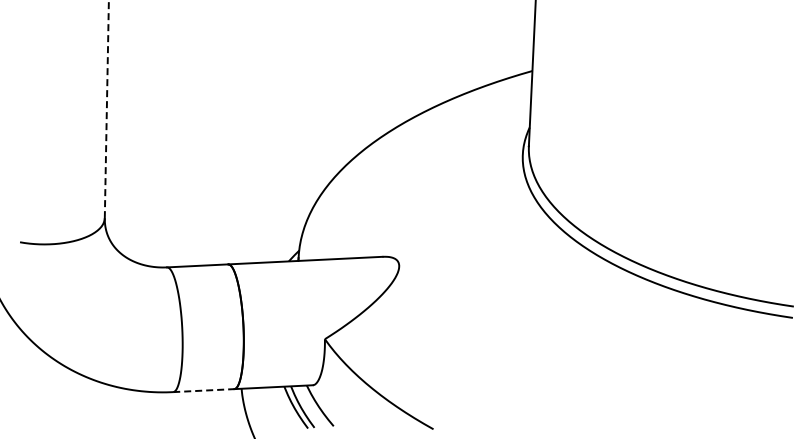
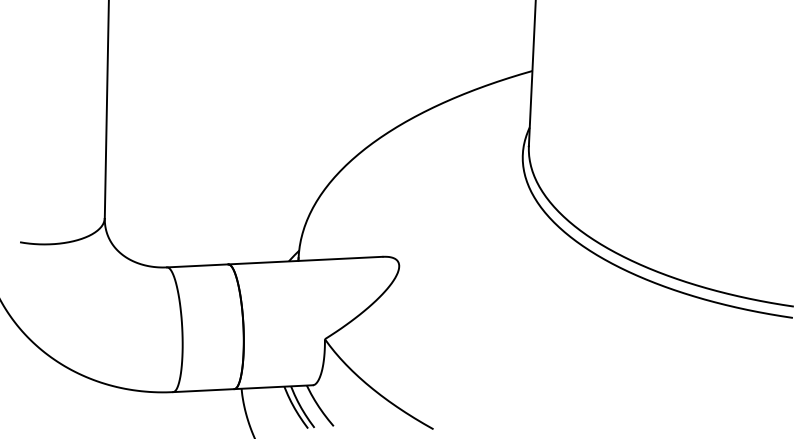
line: dashed -> solid (106, 109)
line: dashed -> solid (203, 390)
